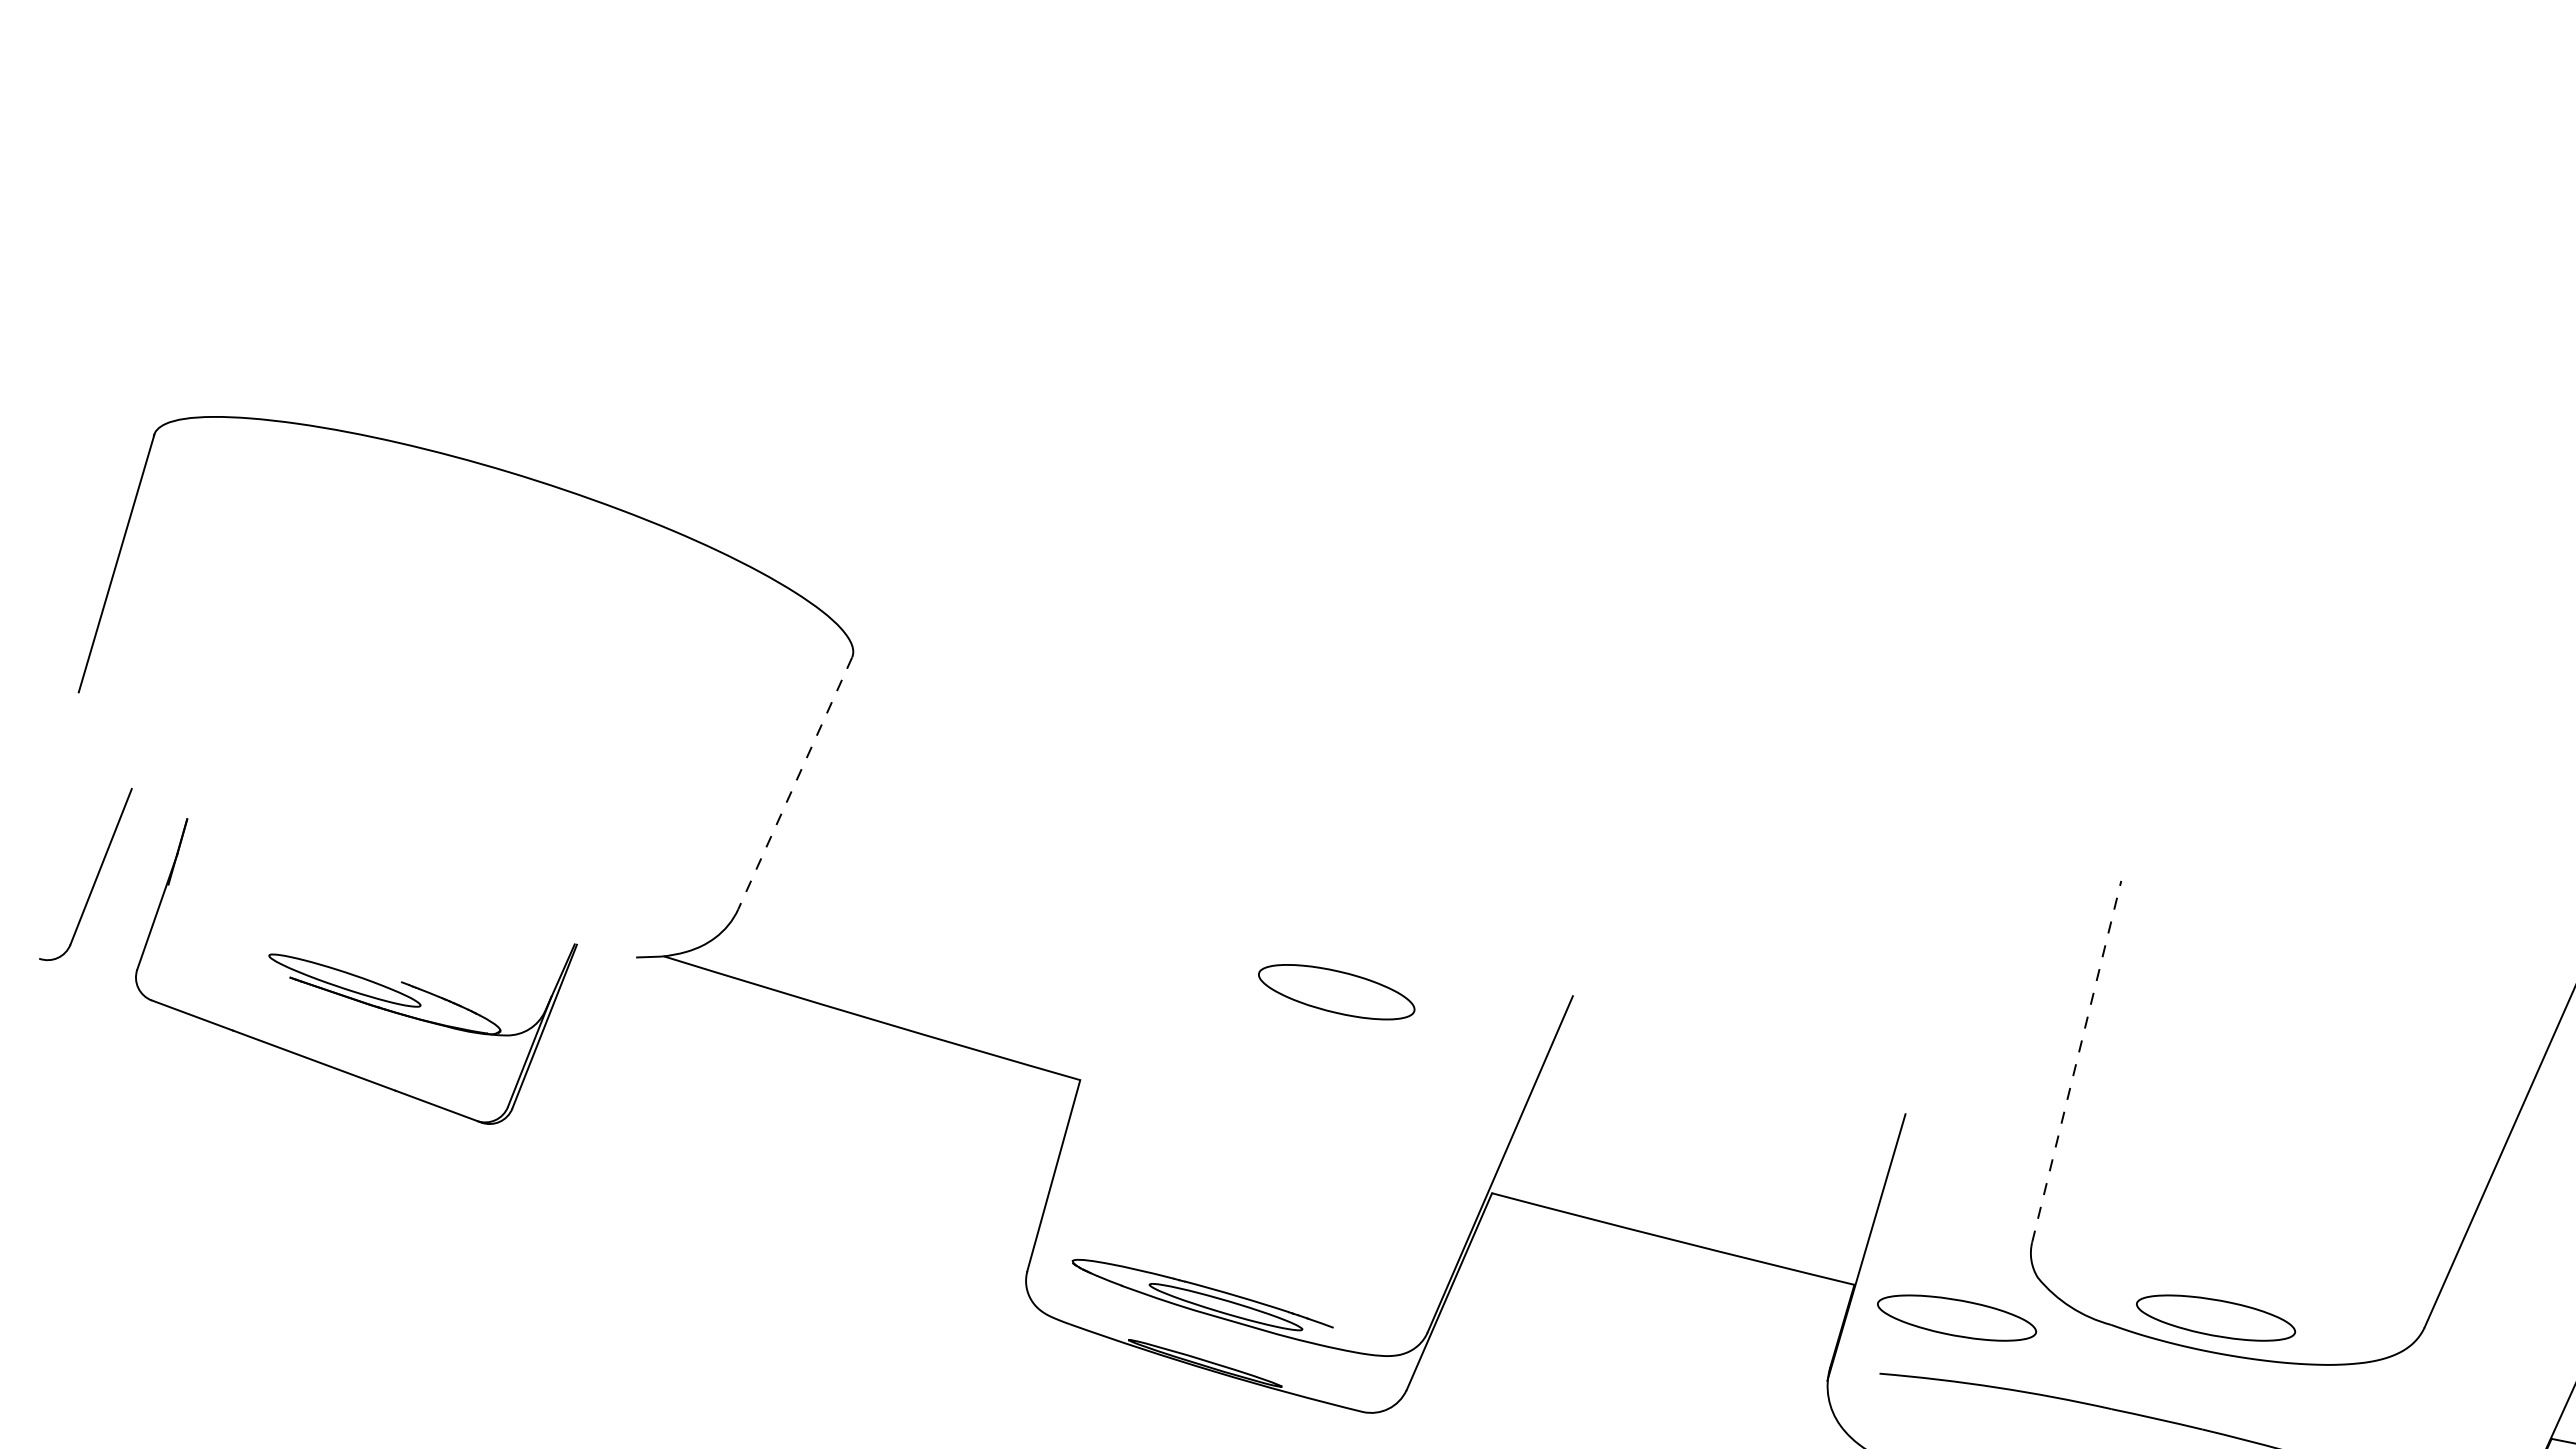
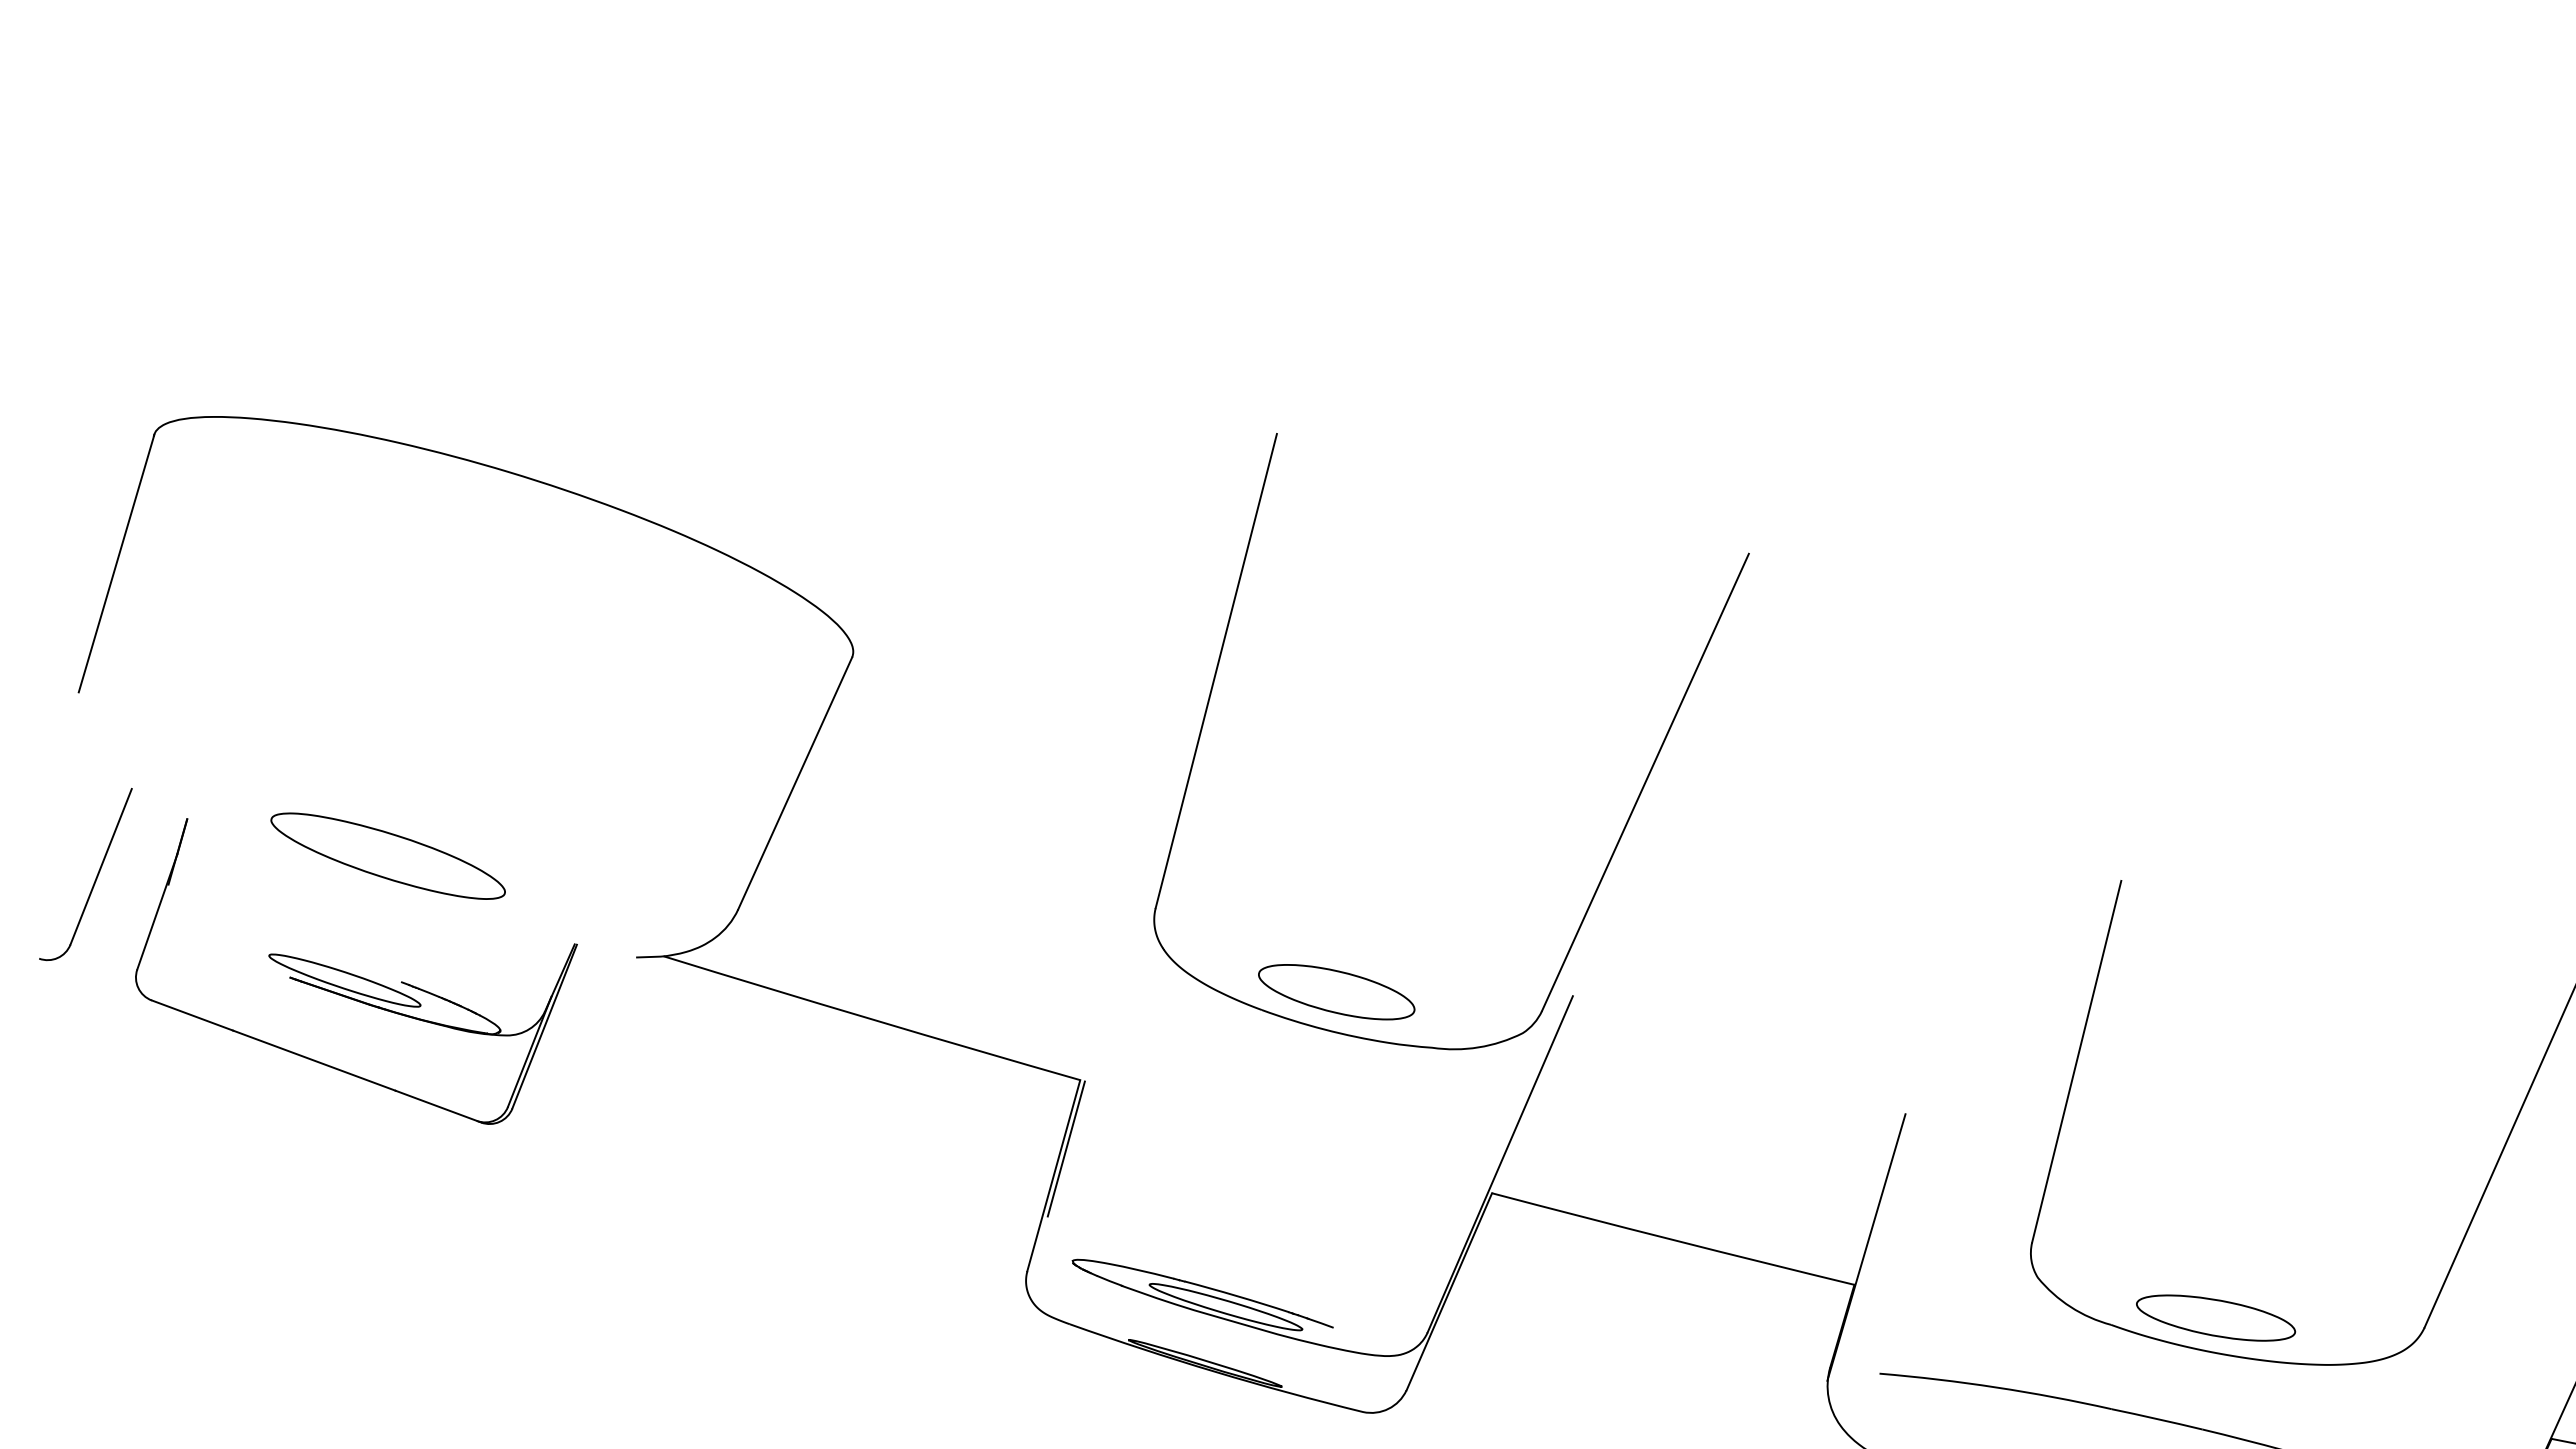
line: dashed -> solid (794, 783)
part: none -> present (1625, 823)
part: none -> present (387, 855)
line: dashed -> solid (2076, 1061)
line: none -> present (1065, 1148)
part: present -> none (1957, 1317)
